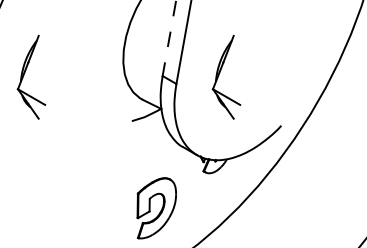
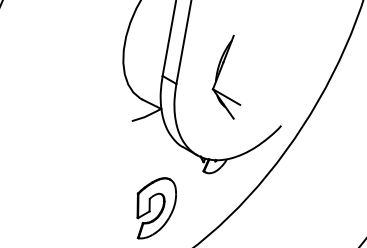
line: dashed -> solid (169, 38)
part: present -> none (25, 73)
